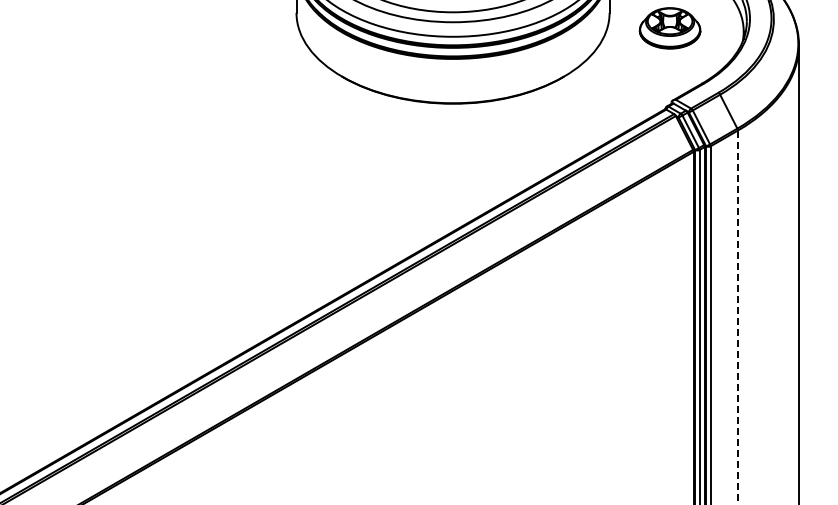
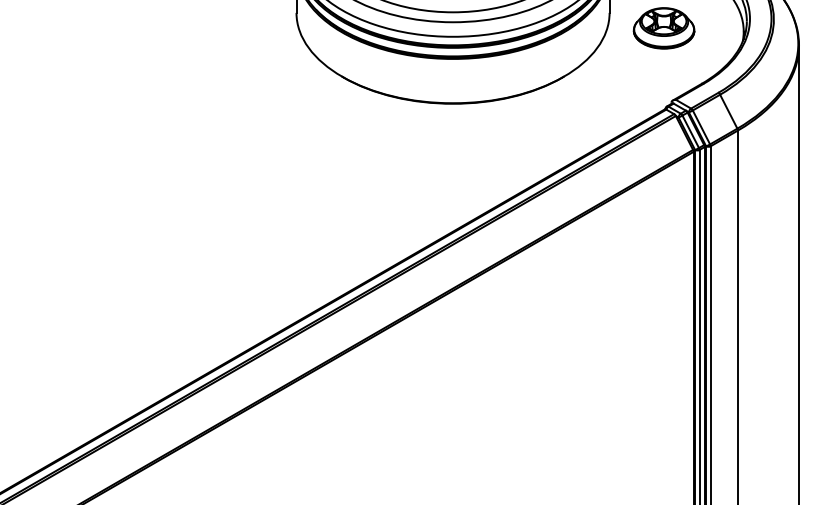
part position: (669, 28) -> (663, 28) (663, 28)
line: dashed -> solid (737, 317)
